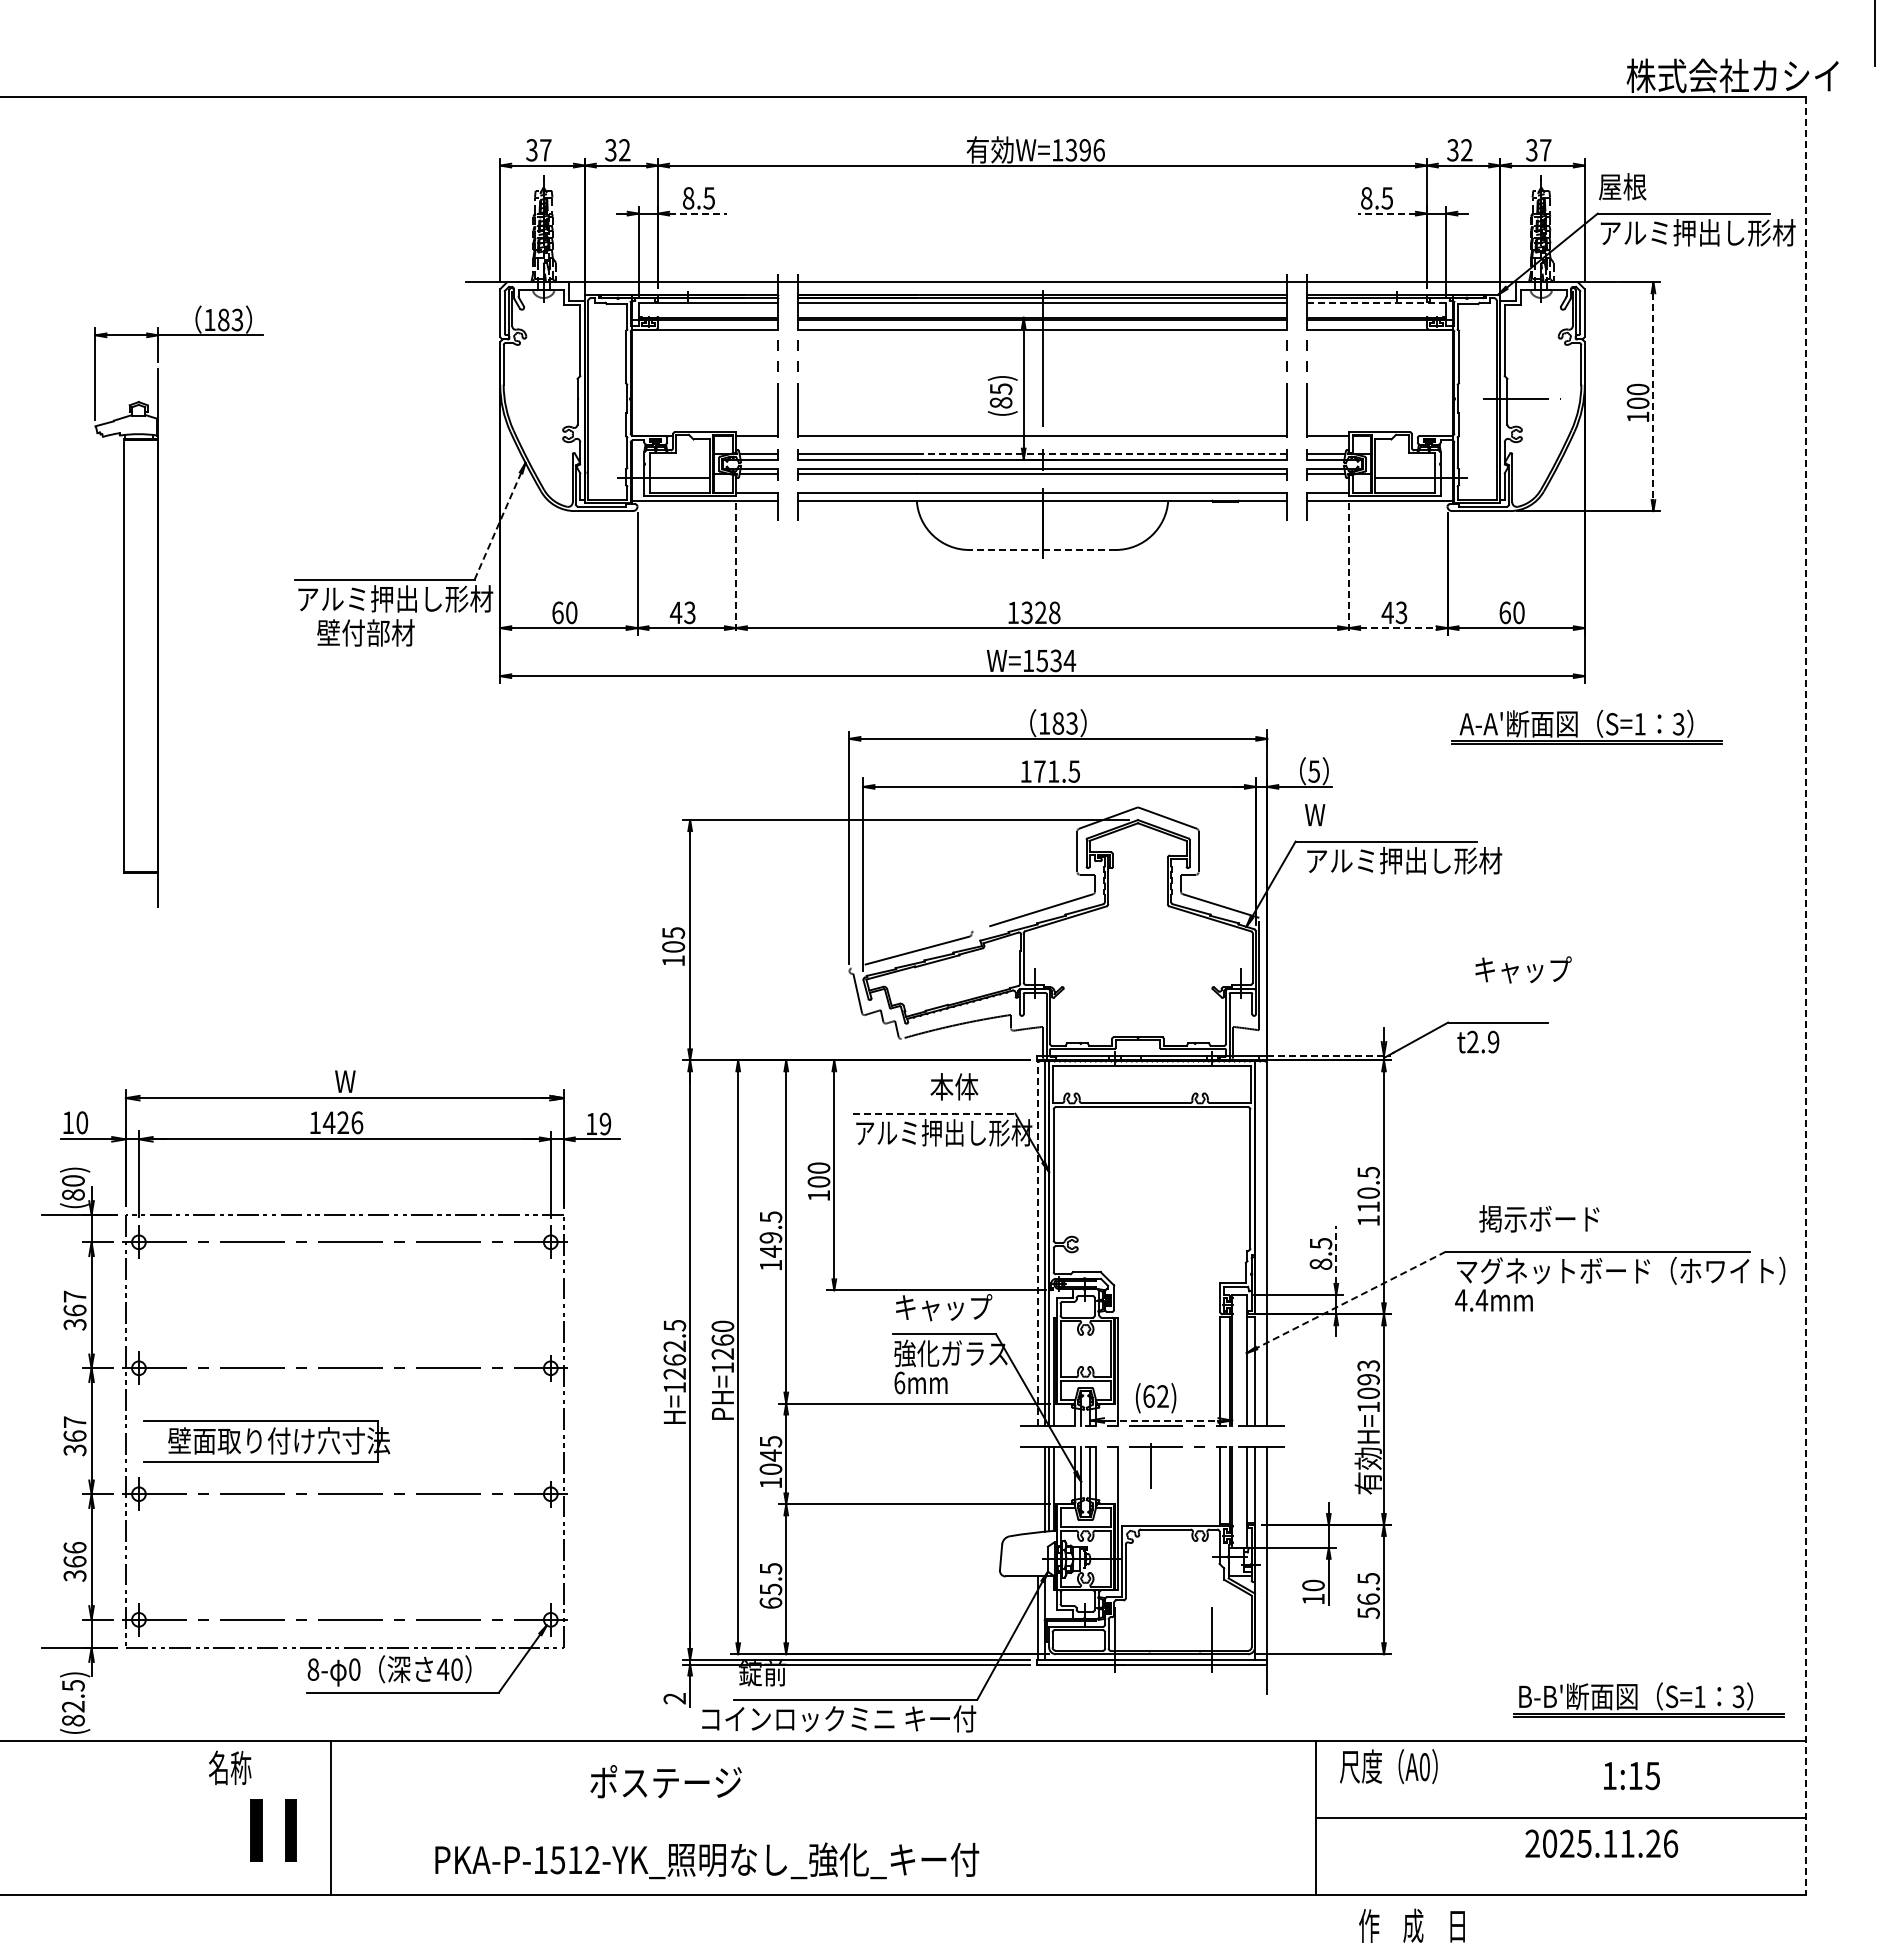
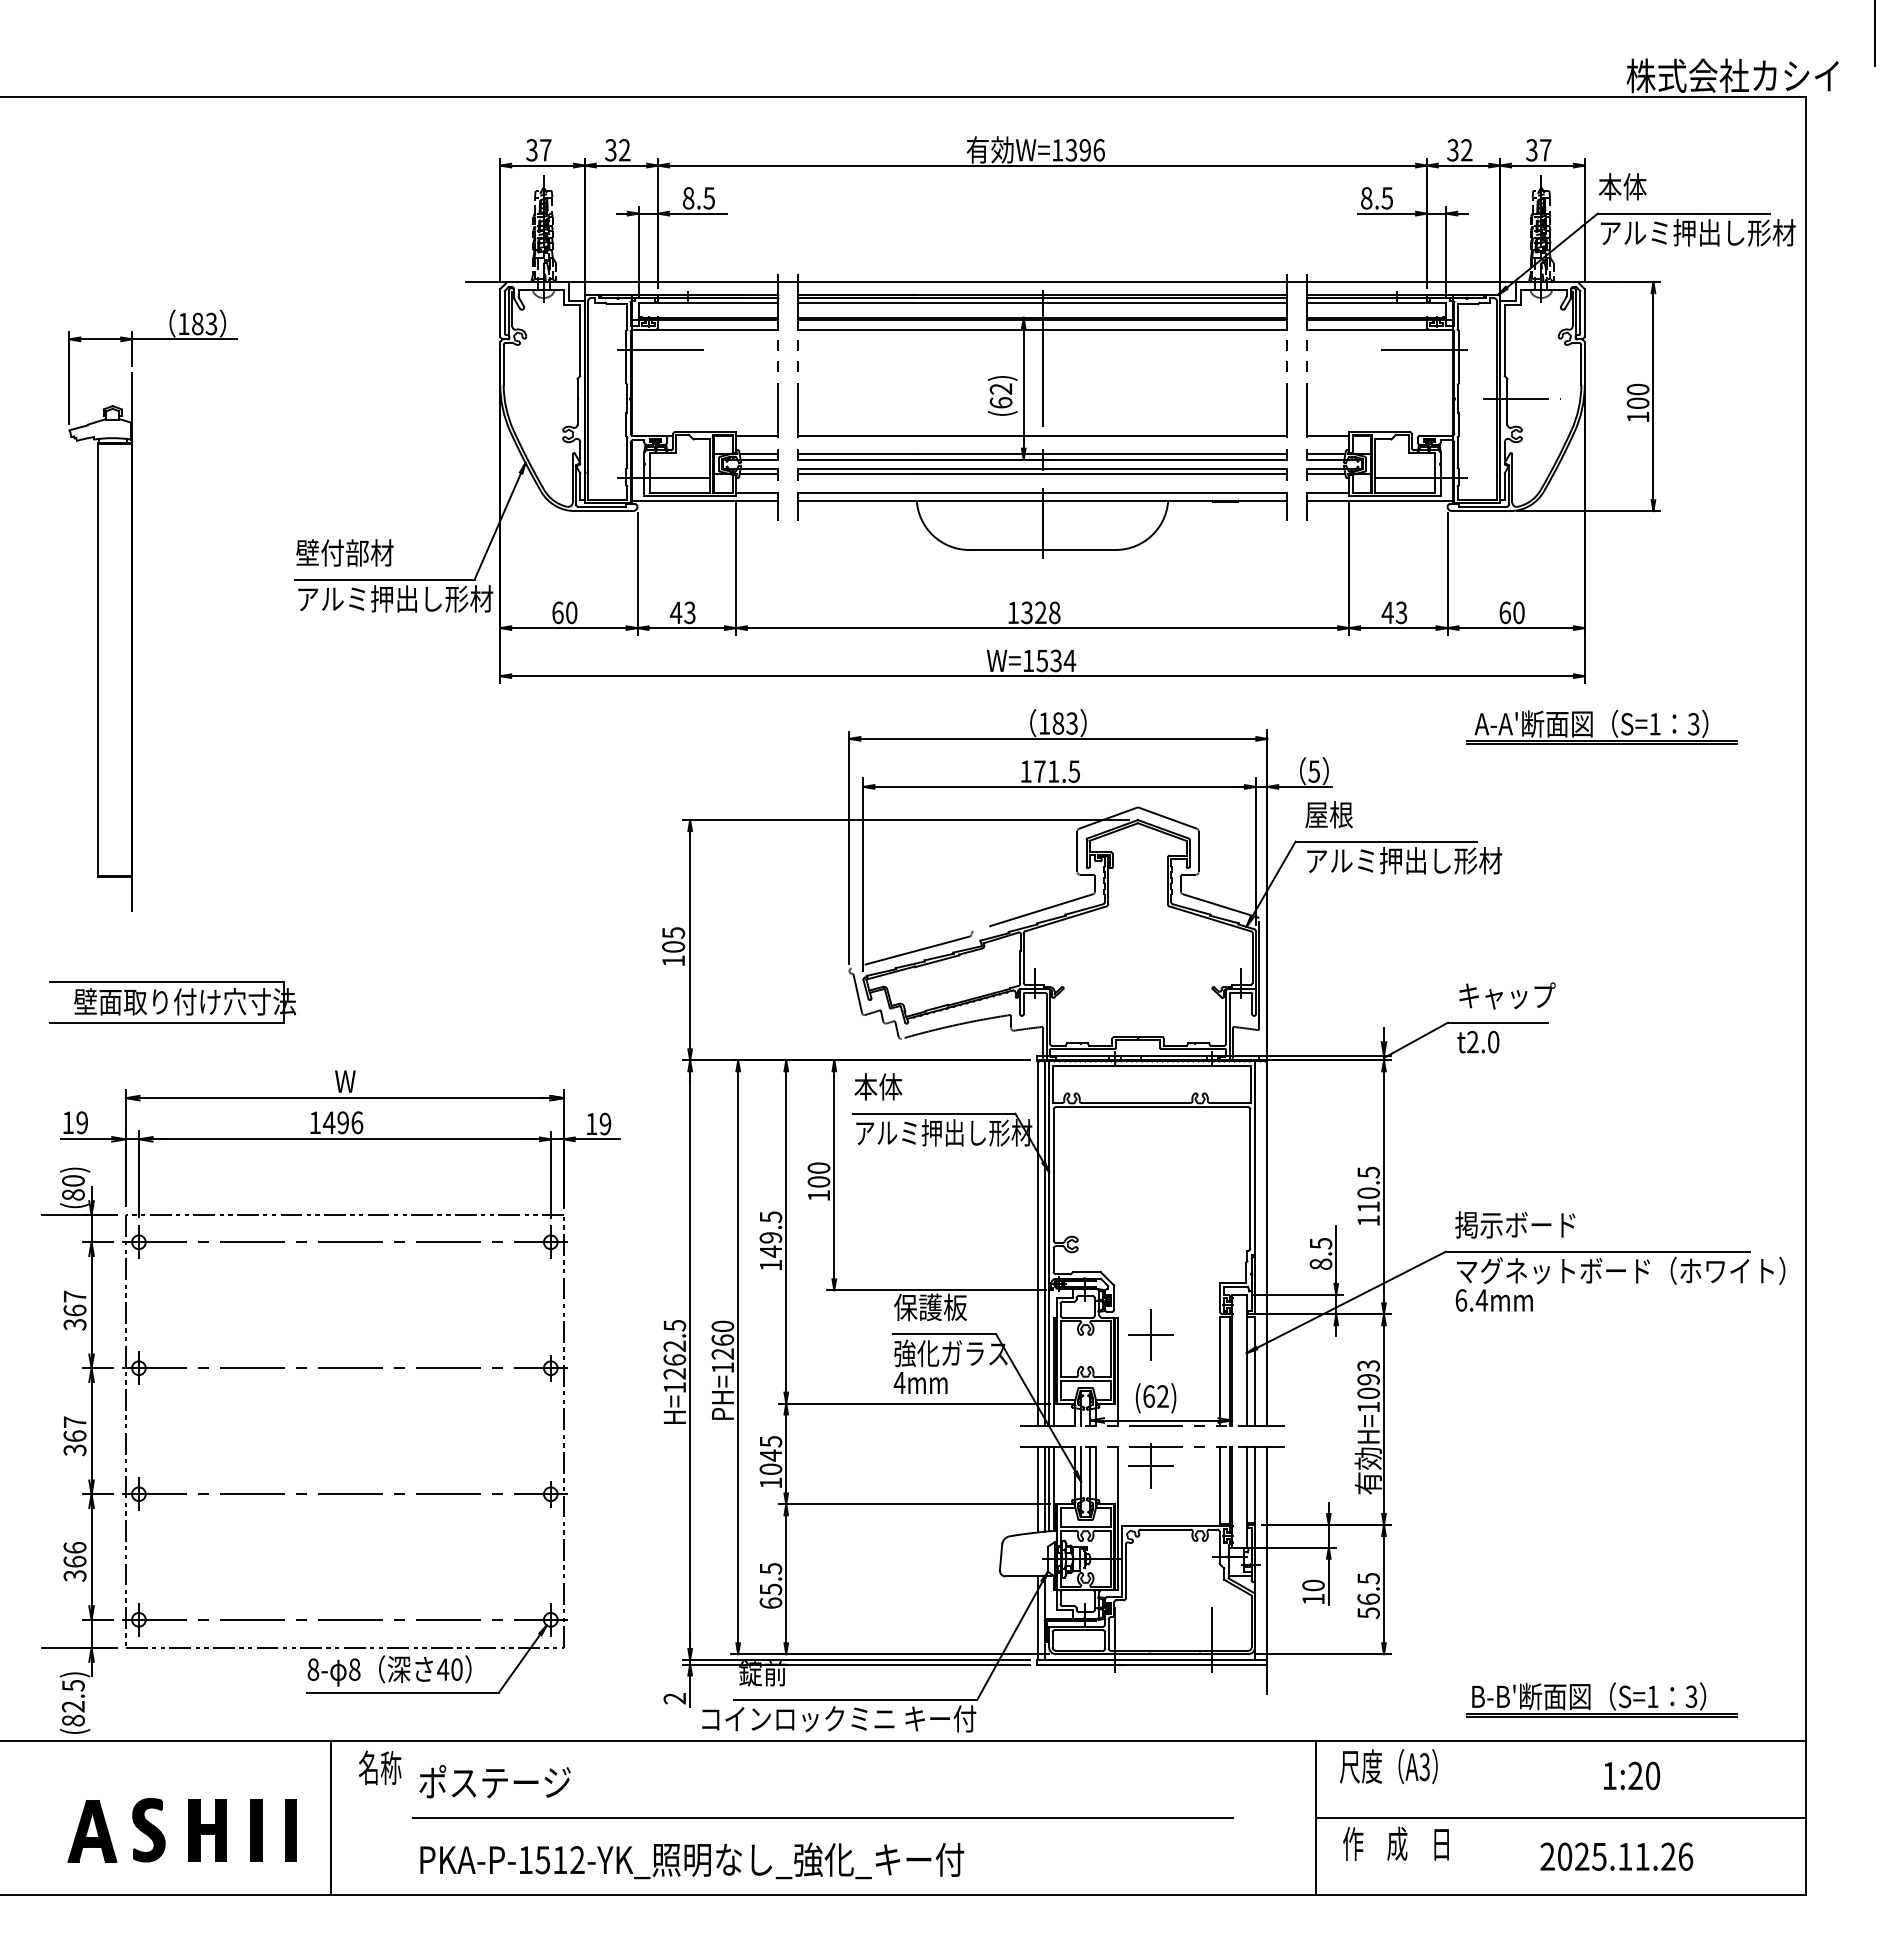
text: 屋根 -> 本体 (1622, 186)
line: dashed -> solid (697, 213)
line: dashed -> solid (1387, 213)
line: dashed -> solid (1376, 303)
line: none -> present (659, 349)
line: none -> present (1424, 349)
text: (85) -> (62) (1000, 395)
line: dashed -> solid (1653, 397)
line: dashed -> solid (1101, 453)
line: dashed -> solid (498, 525)
line: dashed -> solid (1042, 549)
line: dashed -> solid (735, 569)
line: dashed -> solid (1349, 569)
part position: (158, 606) -> (132, 610) (132, 610)
line: dashed -> solid (1398, 628)
text position: (365, 632) -> (344, 552) (344, 552)
part position: (1577, 726) -> (1592, 726) (1592, 726)
text: W -> 屋根 (1328, 814)
text position: (1523, 969) -> (1507, 995) (1507, 995)
line: dashed -> solid (1806, 996)
text: t2.9 -> t2.0 (1493, 1042)
line: dashed -> solid (1329, 1055)
text position: (954, 1086) -> (878, 1086) (878, 1086)
line: dashed -> solid (934, 1113)
text: 10 -> 19 (82, 1122)
text: 1426 -> 1496 (342, 1122)
text position: (1539, 1218) -> (1515, 1224) (1515, 1224)
line: dashed -> solid (1038, 1243)
line: dashed -> solid (1336, 1254)
line: dashed -> solid (1350, 1300)
text: 4.4mm -> 6.4mm (1461, 1300)
text: キャップ -> 保護板 (943, 1307)
part: none -> present (1150, 1334)
text: 6mm -> 4mm (899, 1382)
line: dashed -> solid (1163, 1420)
part position: (266, 1441) -> (172, 1002) (172, 1002)
line: none -> present (1151, 1465)
line: none -> present (1038, 1489)
text: 0 -> 8 (354, 1669)
part position: (1657, 1699) -> (1610, 1699) (1610, 1699)
text position: (230, 1767) -> (380, 1767) (380, 1767)
text: A0 -> A3 (1424, 1767)
text: 1:15 -> 1:20 (1644, 1775)
text position: (665, 1781) -> (494, 1781) (494, 1781)
line: none -> present (822, 1817)
part: none -> present (148, 1830)
part: none -> present (207, 1830)
part: none -> present (92, 1831)
text position: (1601, 1843) -> (1616, 1856) (1616, 1856)
text position: (707, 1860) -> (692, 1860) (692, 1860)
text position: (1411, 1925) -> (1395, 1843) (1395, 1843)
